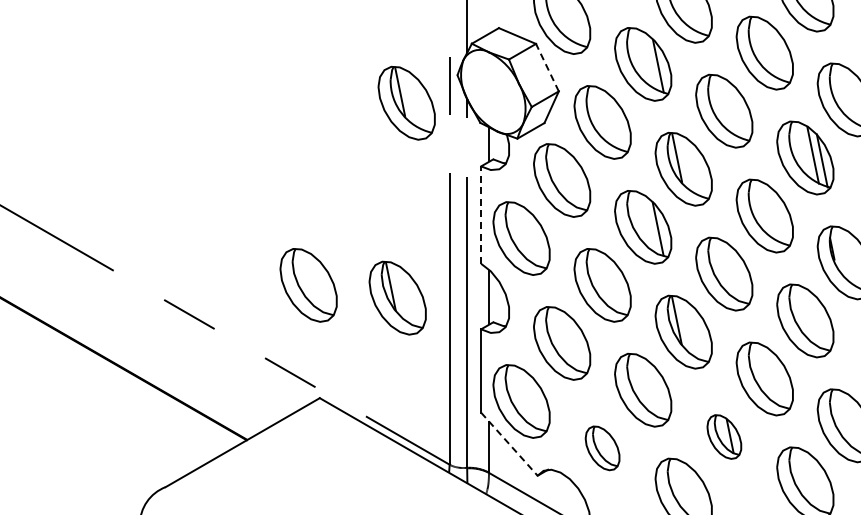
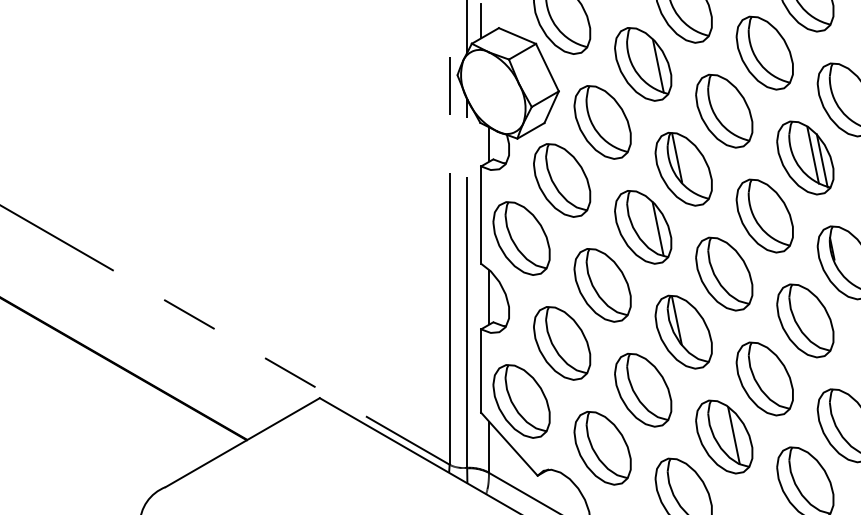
line: none -> present (481, 20)
line: dashed -> solid (547, 67)
part: present -> none (406, 102)
line: dashed -> solid (481, 215)
part: present -> none (308, 285)
part: present -> none (397, 297)
part size: 37x46 px -> 59x76 px (724, 436)
line: dashed -> solid (509, 444)
part size: 37x47 px -> 59x75 px (602, 448)
